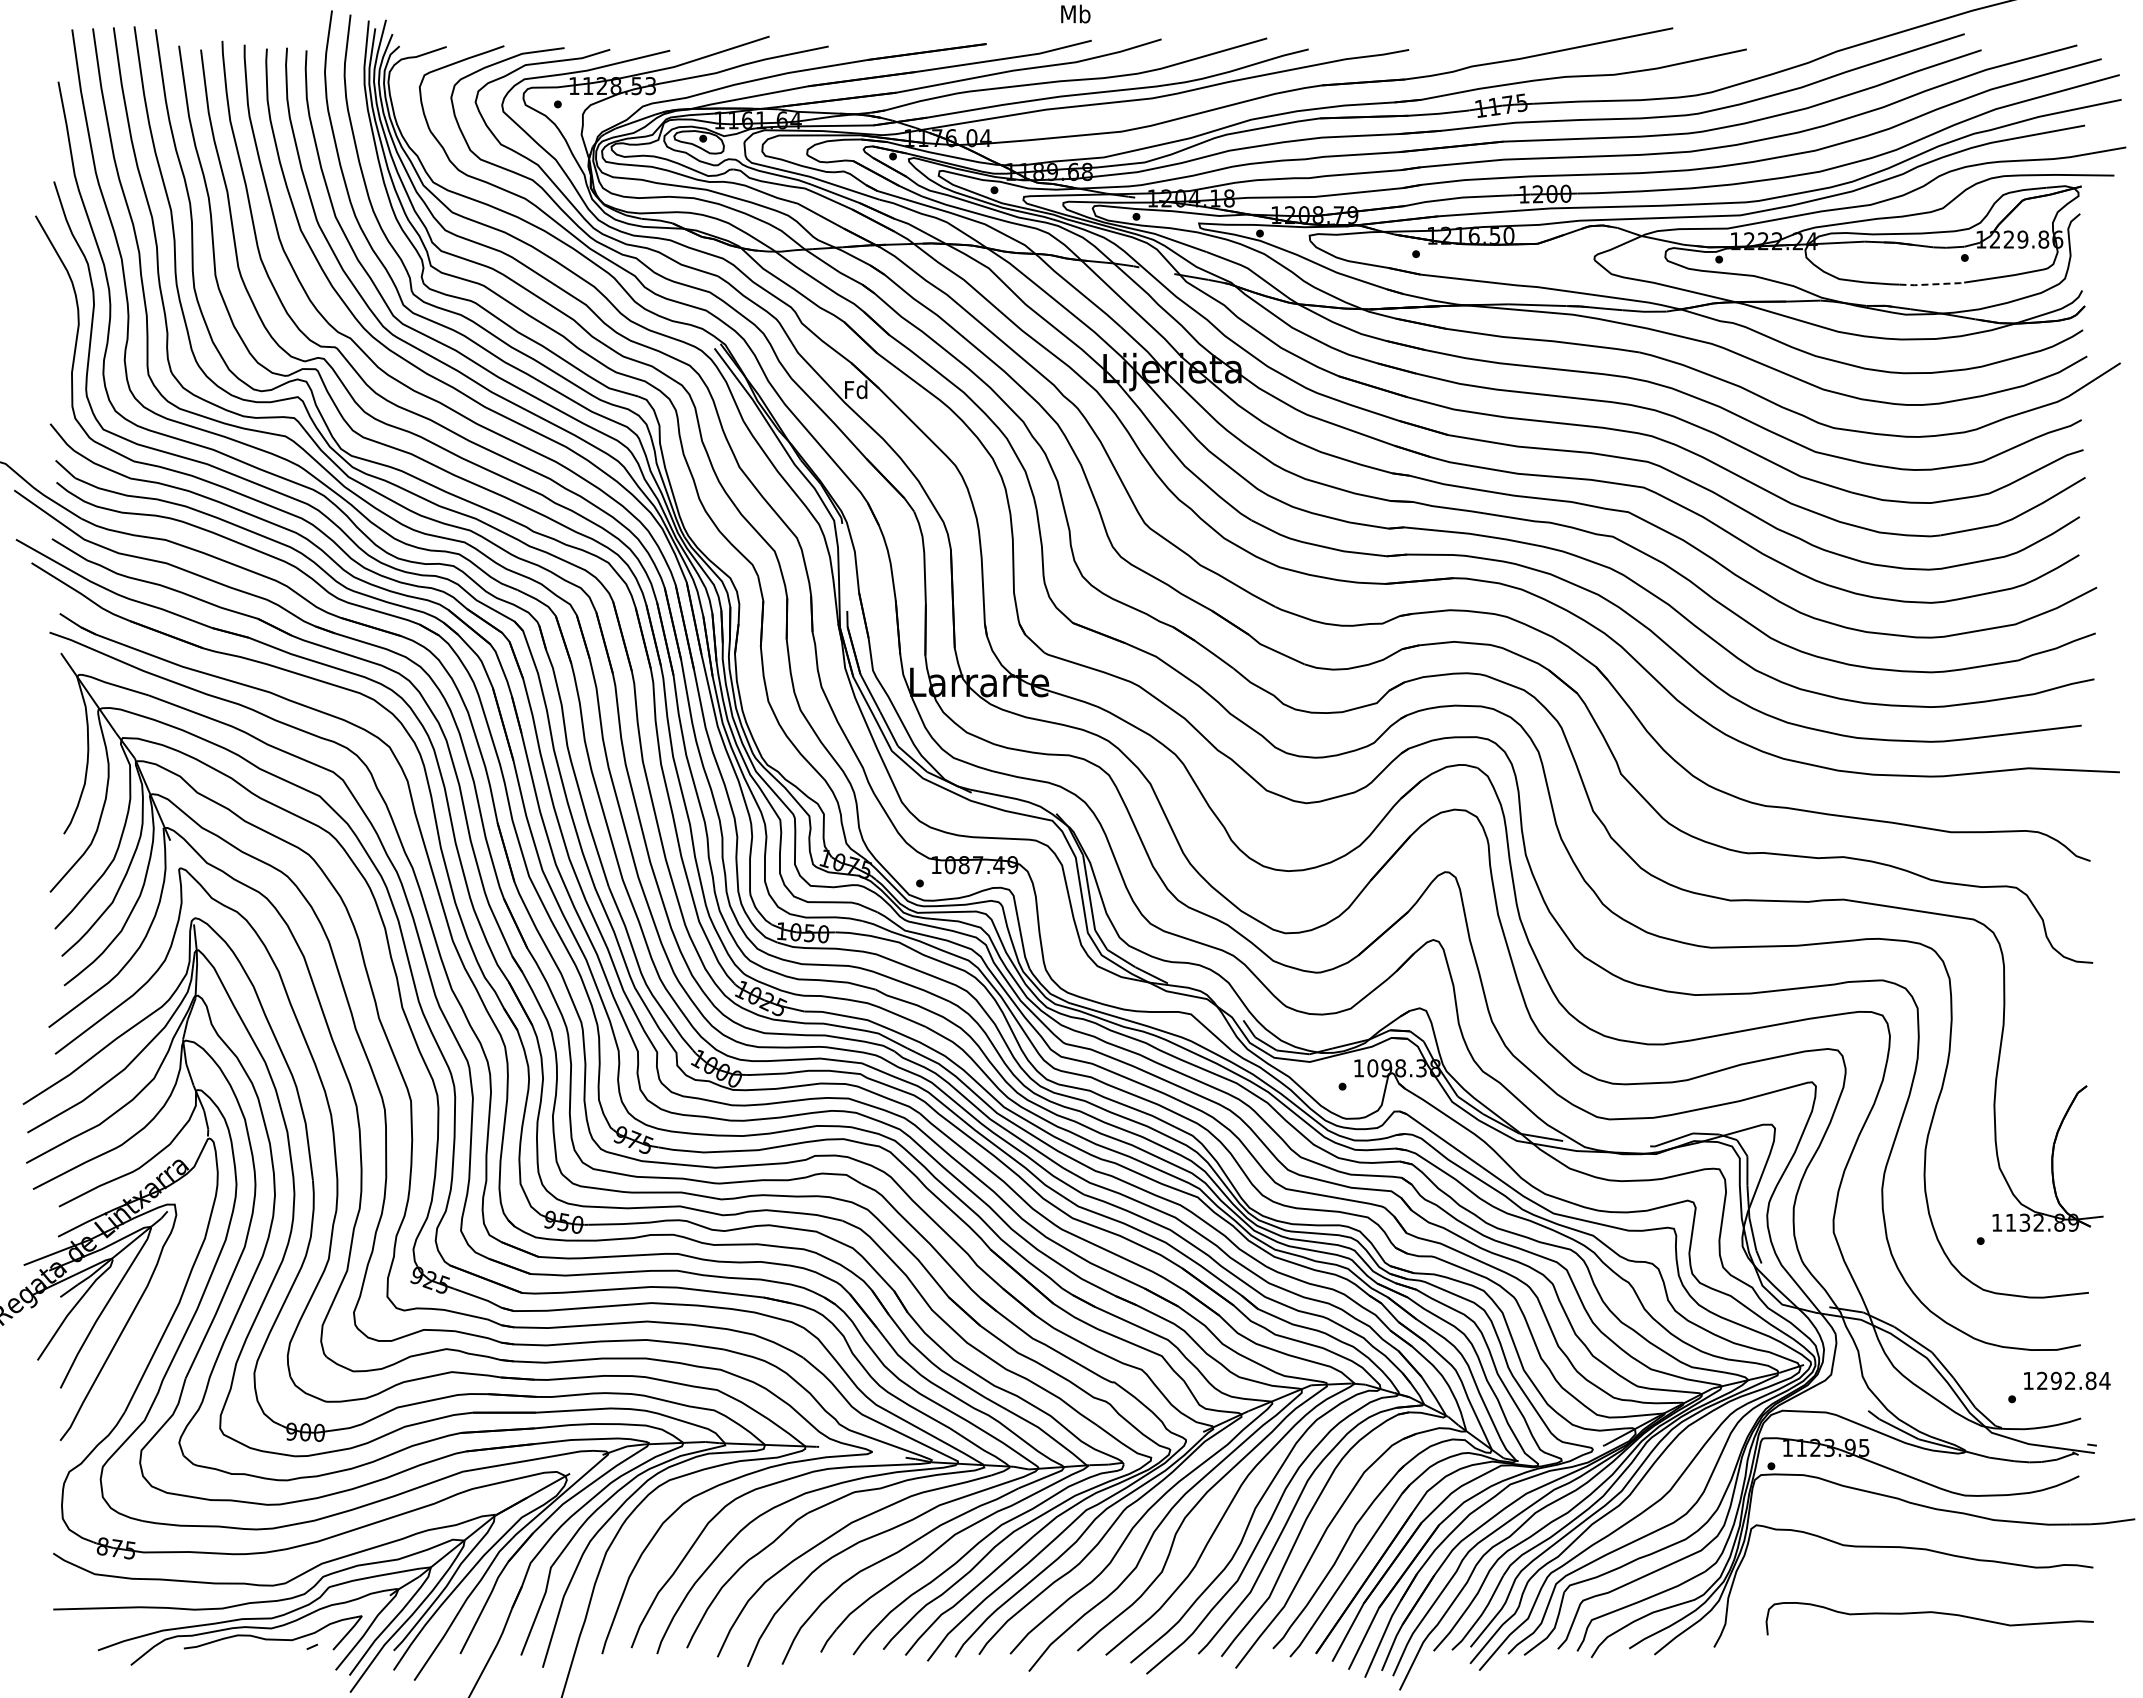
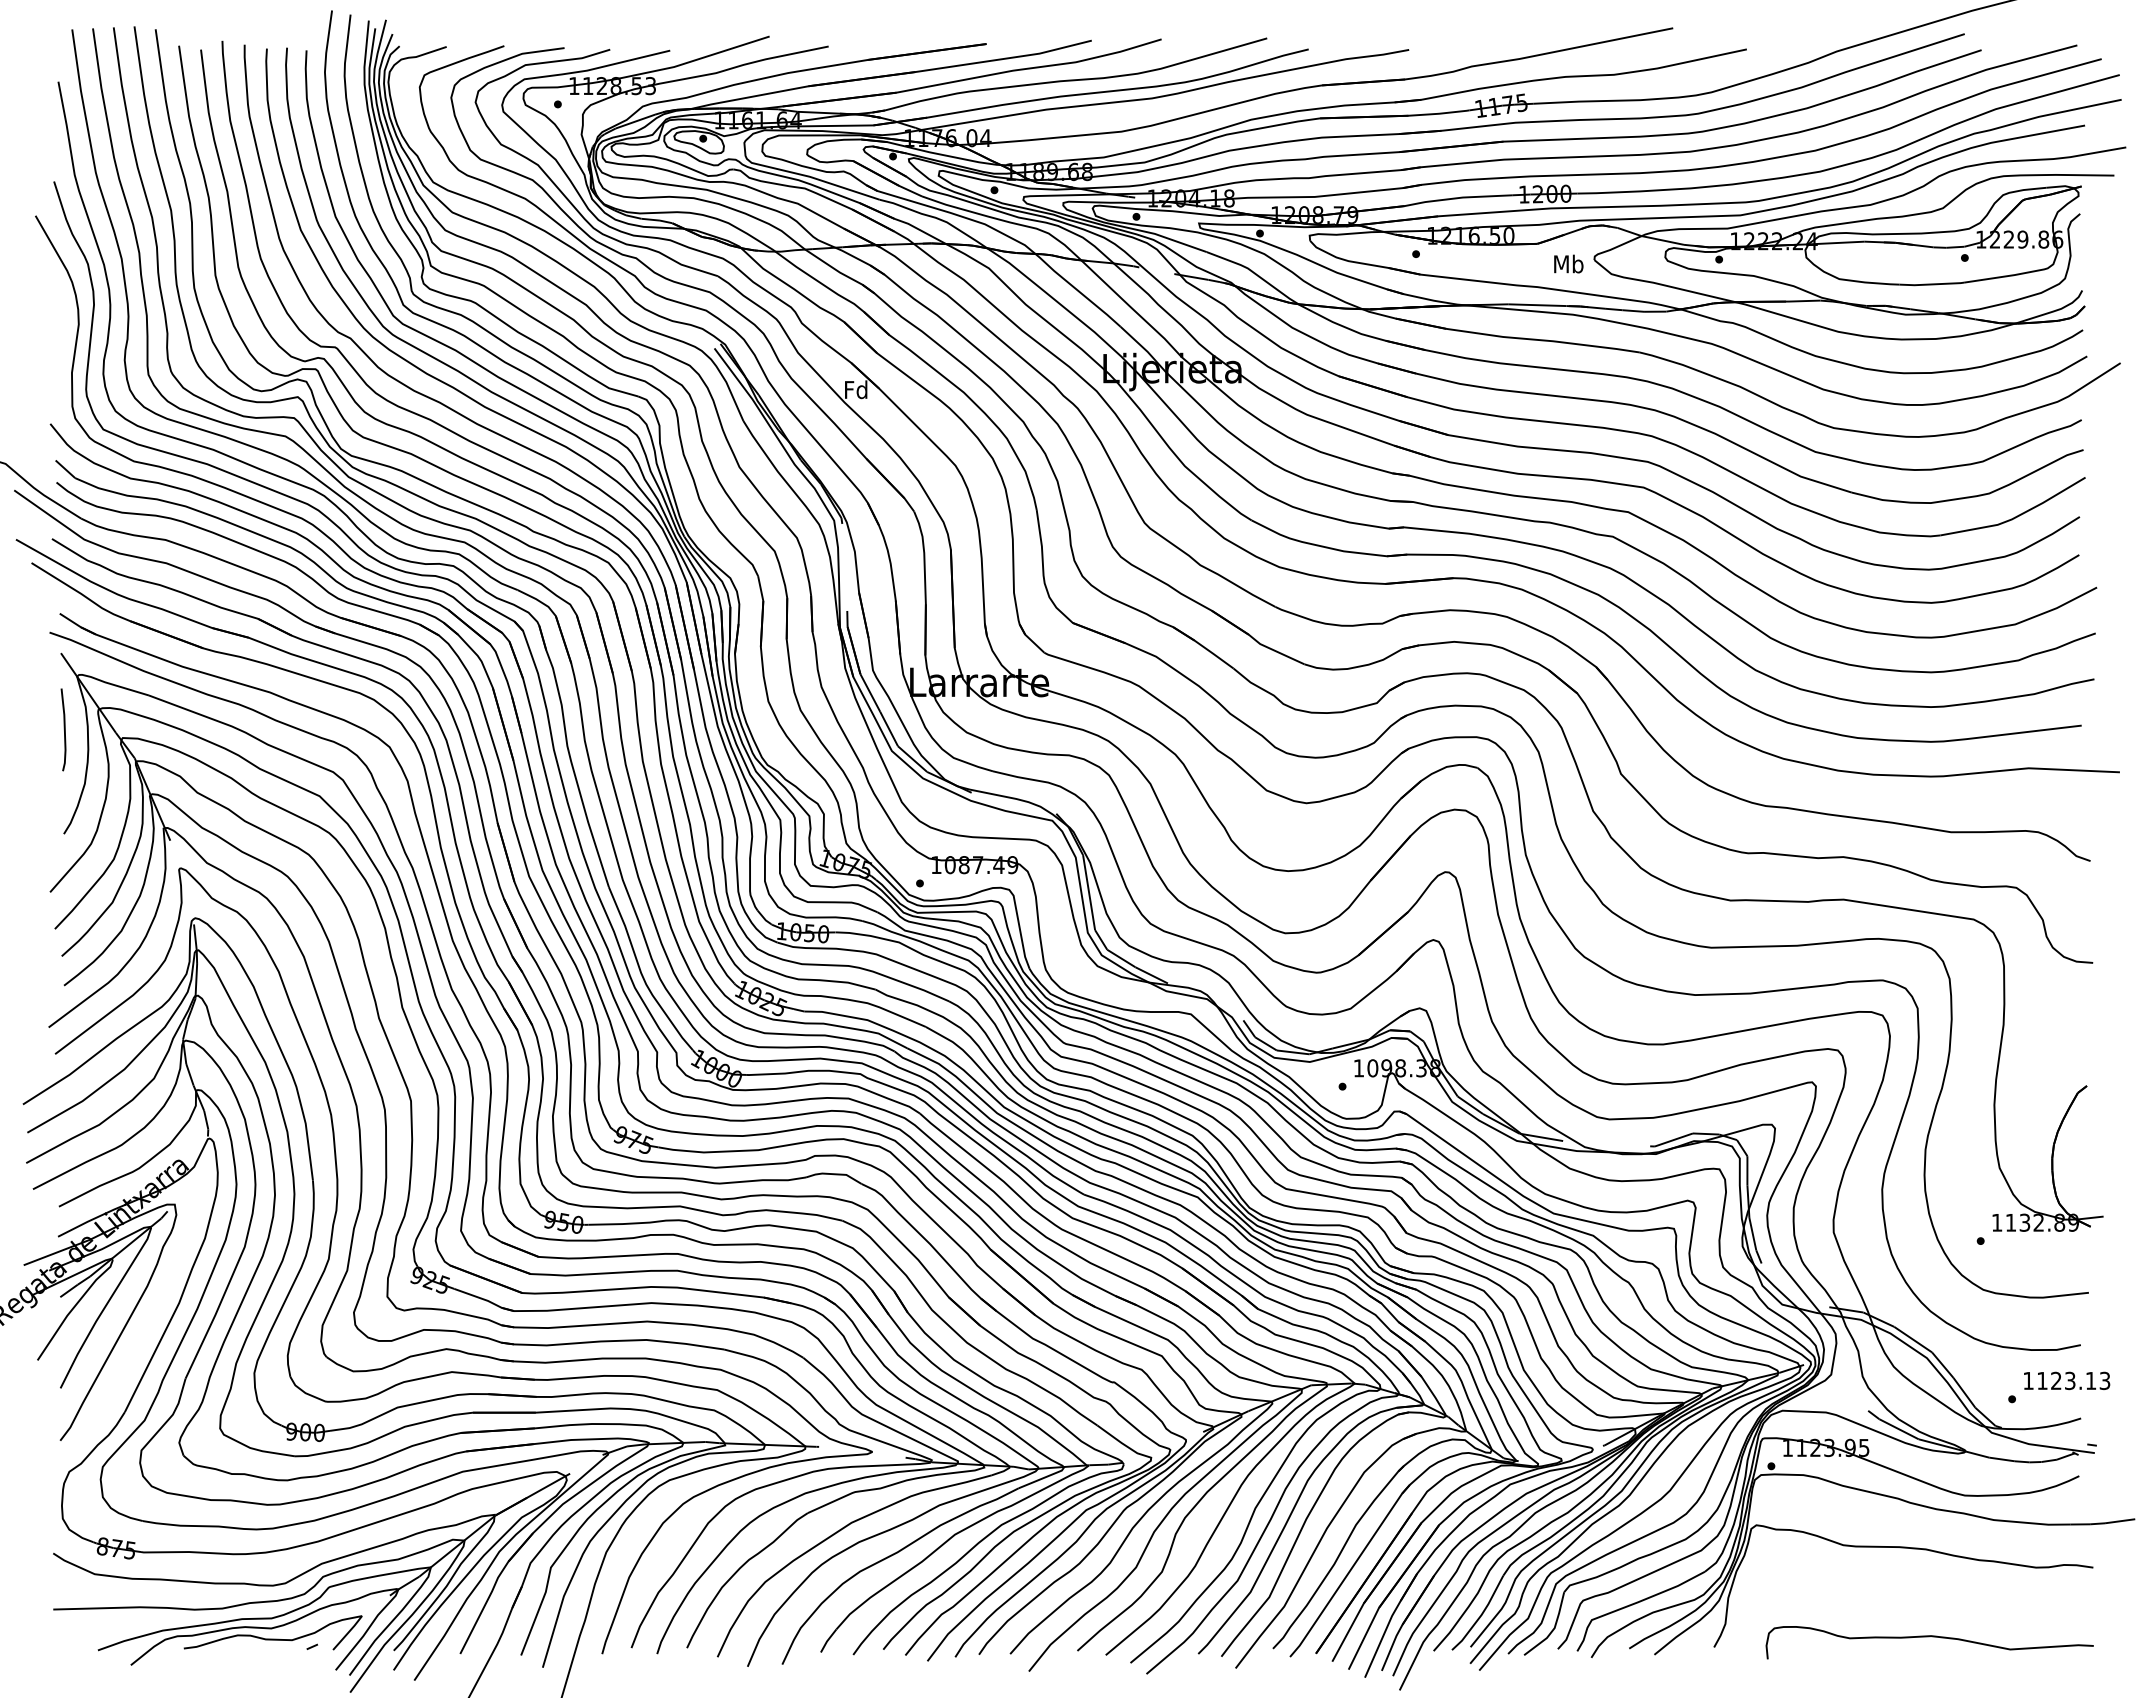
text position: (1075, 13) -> (1568, 263) (1568, 263)
line: dashed -> solid (1932, 284)
line: none -> present (63, 729)
text: 1292.84 -> 1123.13 (2073, 1380)
curve position: (1929, 1613) -> (1929, 1637) (1929, 1637)
